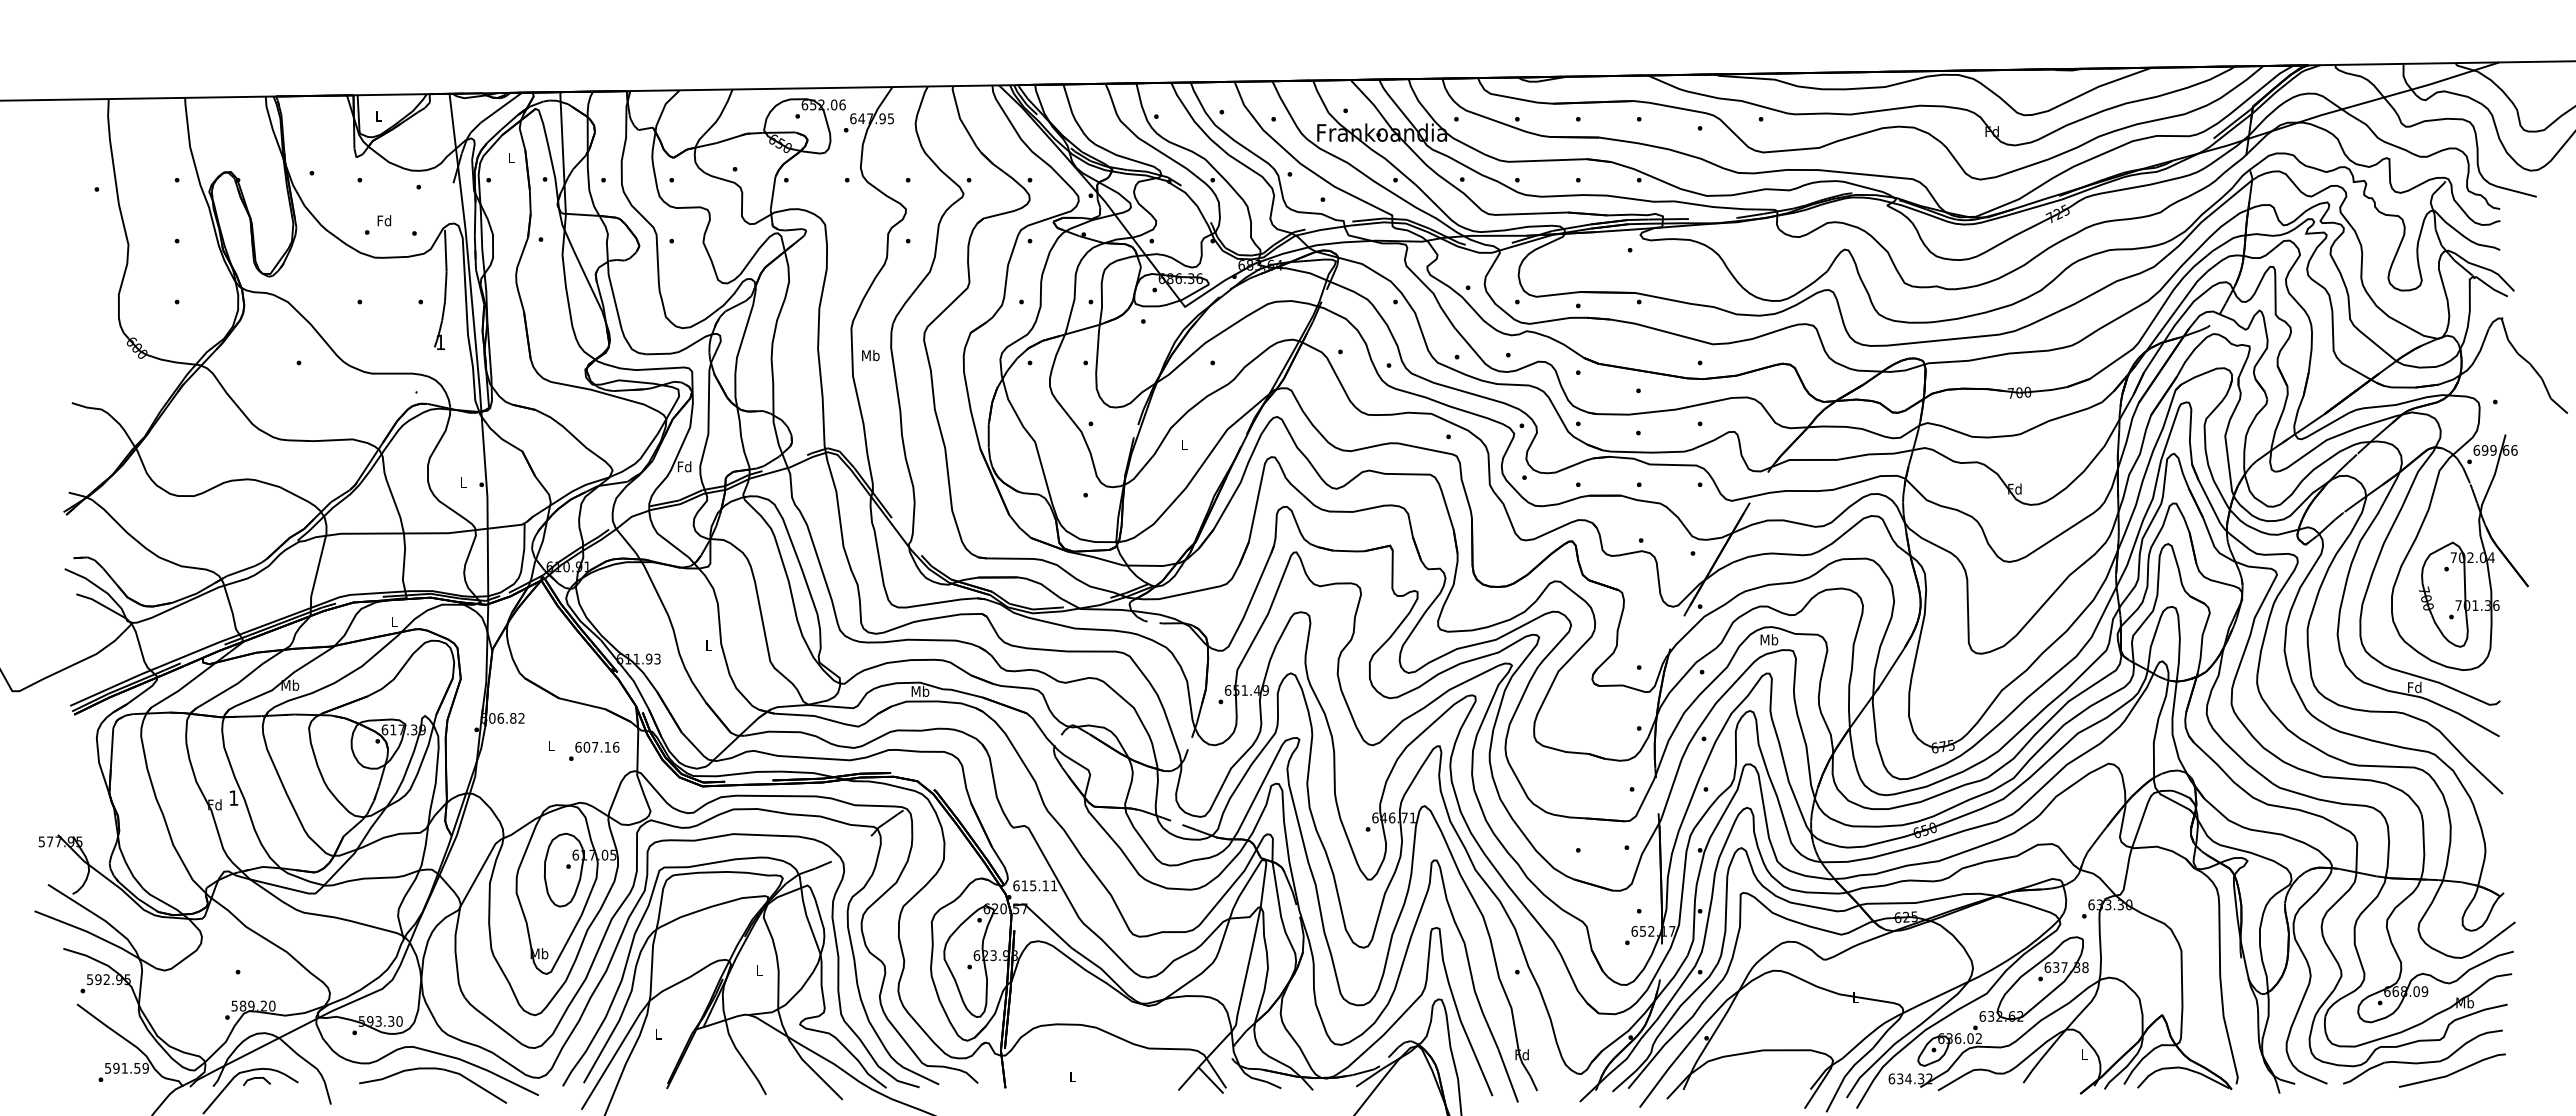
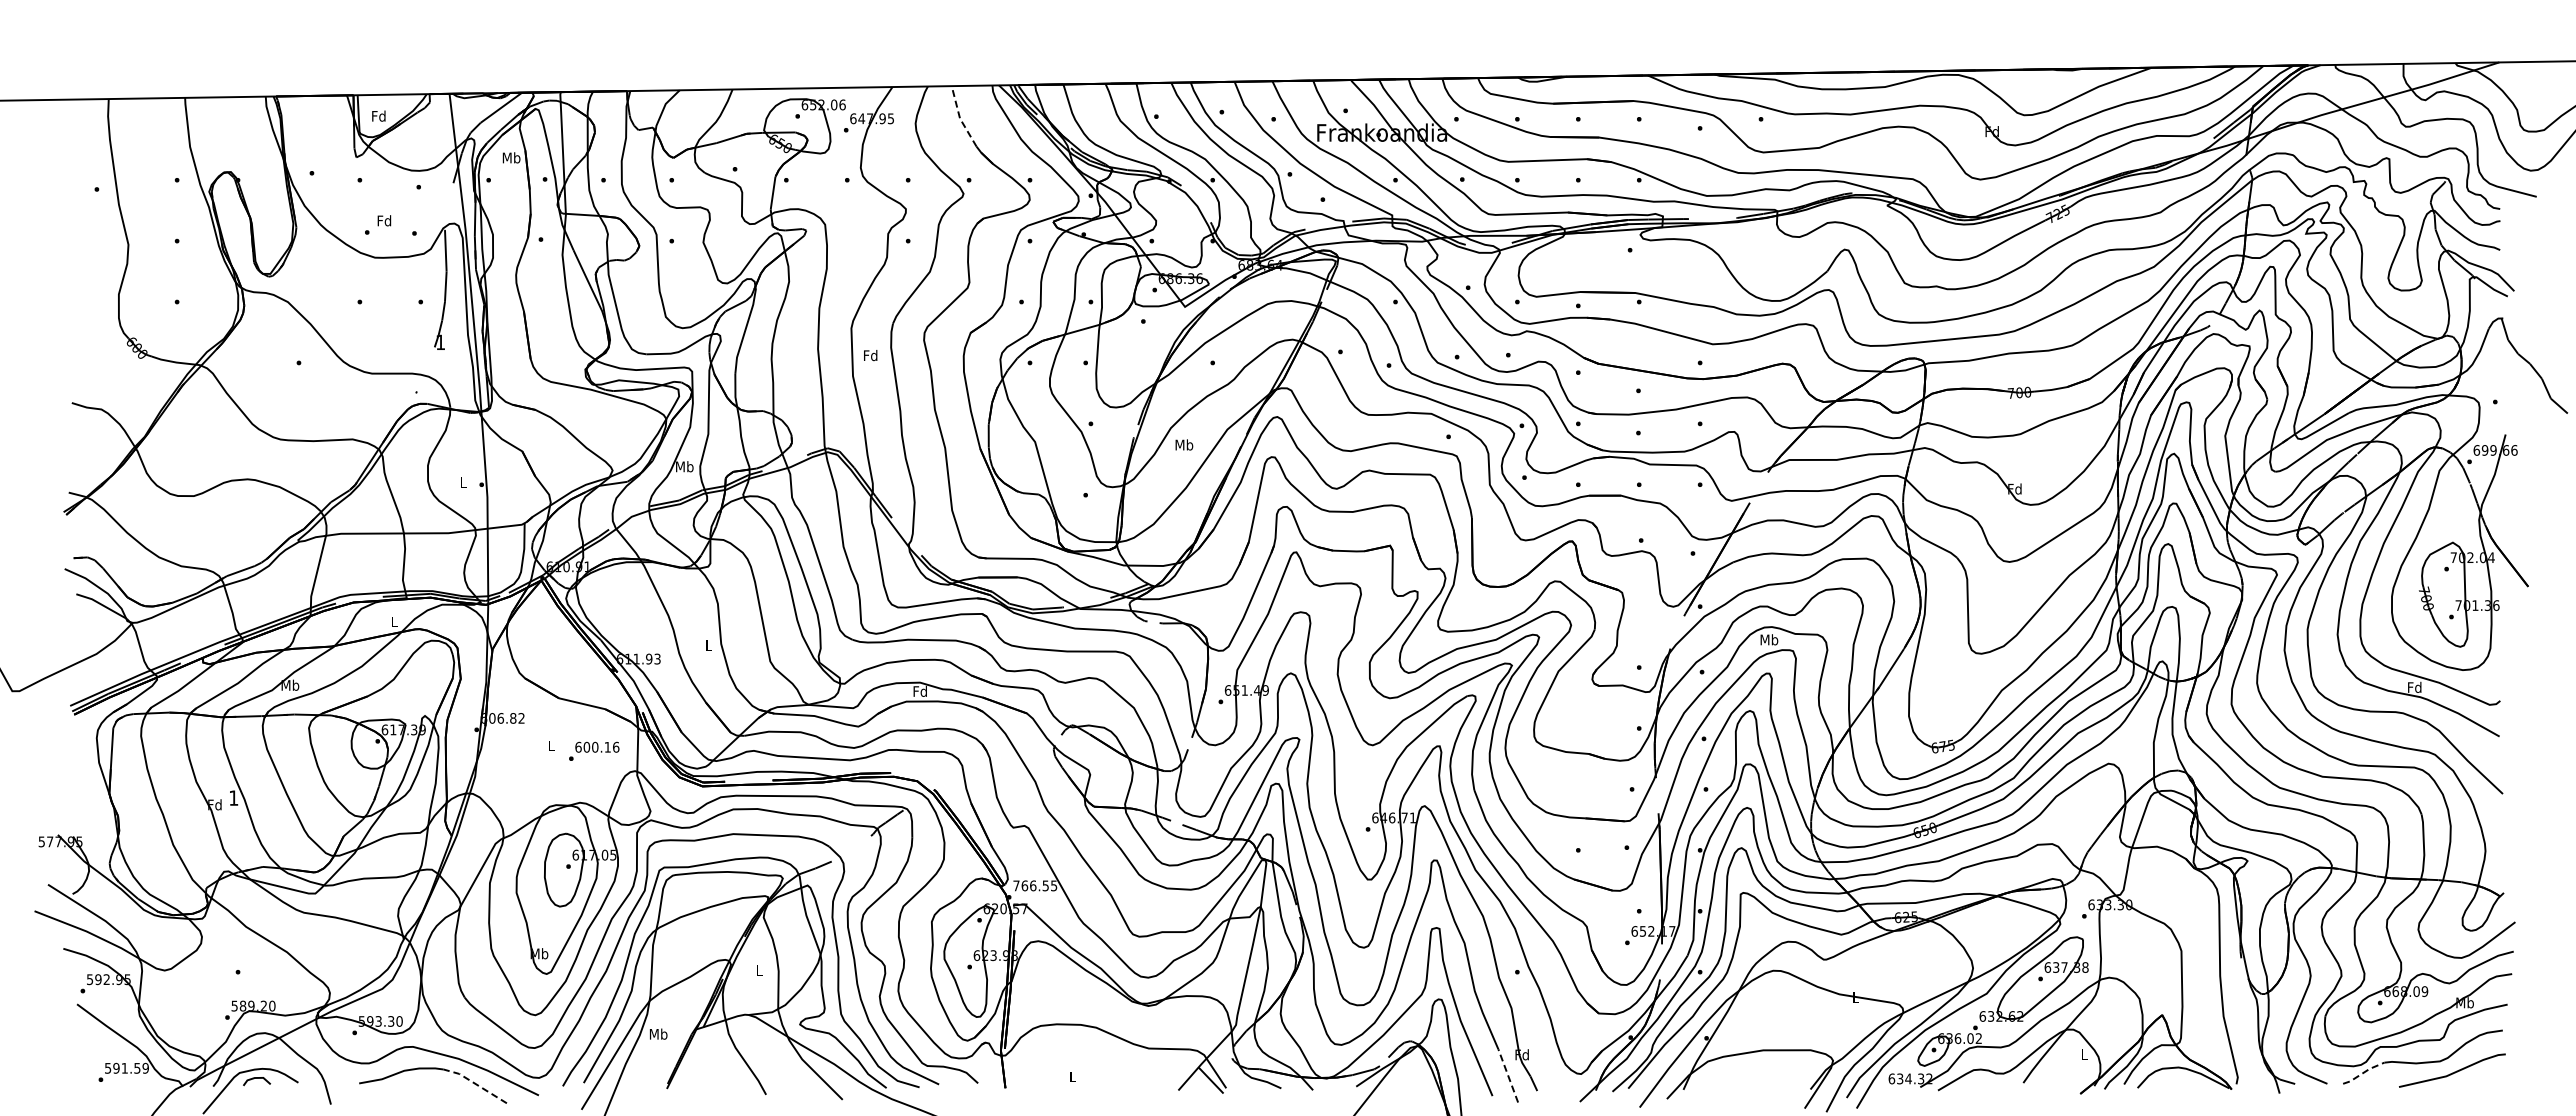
text: L -> Fd (378, 115)
line: solid -> dashed (959, 117)
text: L -> Mb (511, 157)
text: Mb -> Fd (870, 355)
text: L -> Mb (1184, 444)
text: Fd -> Mb (684, 466)
text: Mb -> Fd (920, 690)
text: 607.16 -> 600.16 (595, 746)
text: 615.11 -> 766.55 (1035, 885)
text: L -> Mb (658, 1033)
line: solid -> dashed (2363, 1072)
line: solid -> dashed (1508, 1075)
line: solid -> dashed (475, 1083)
